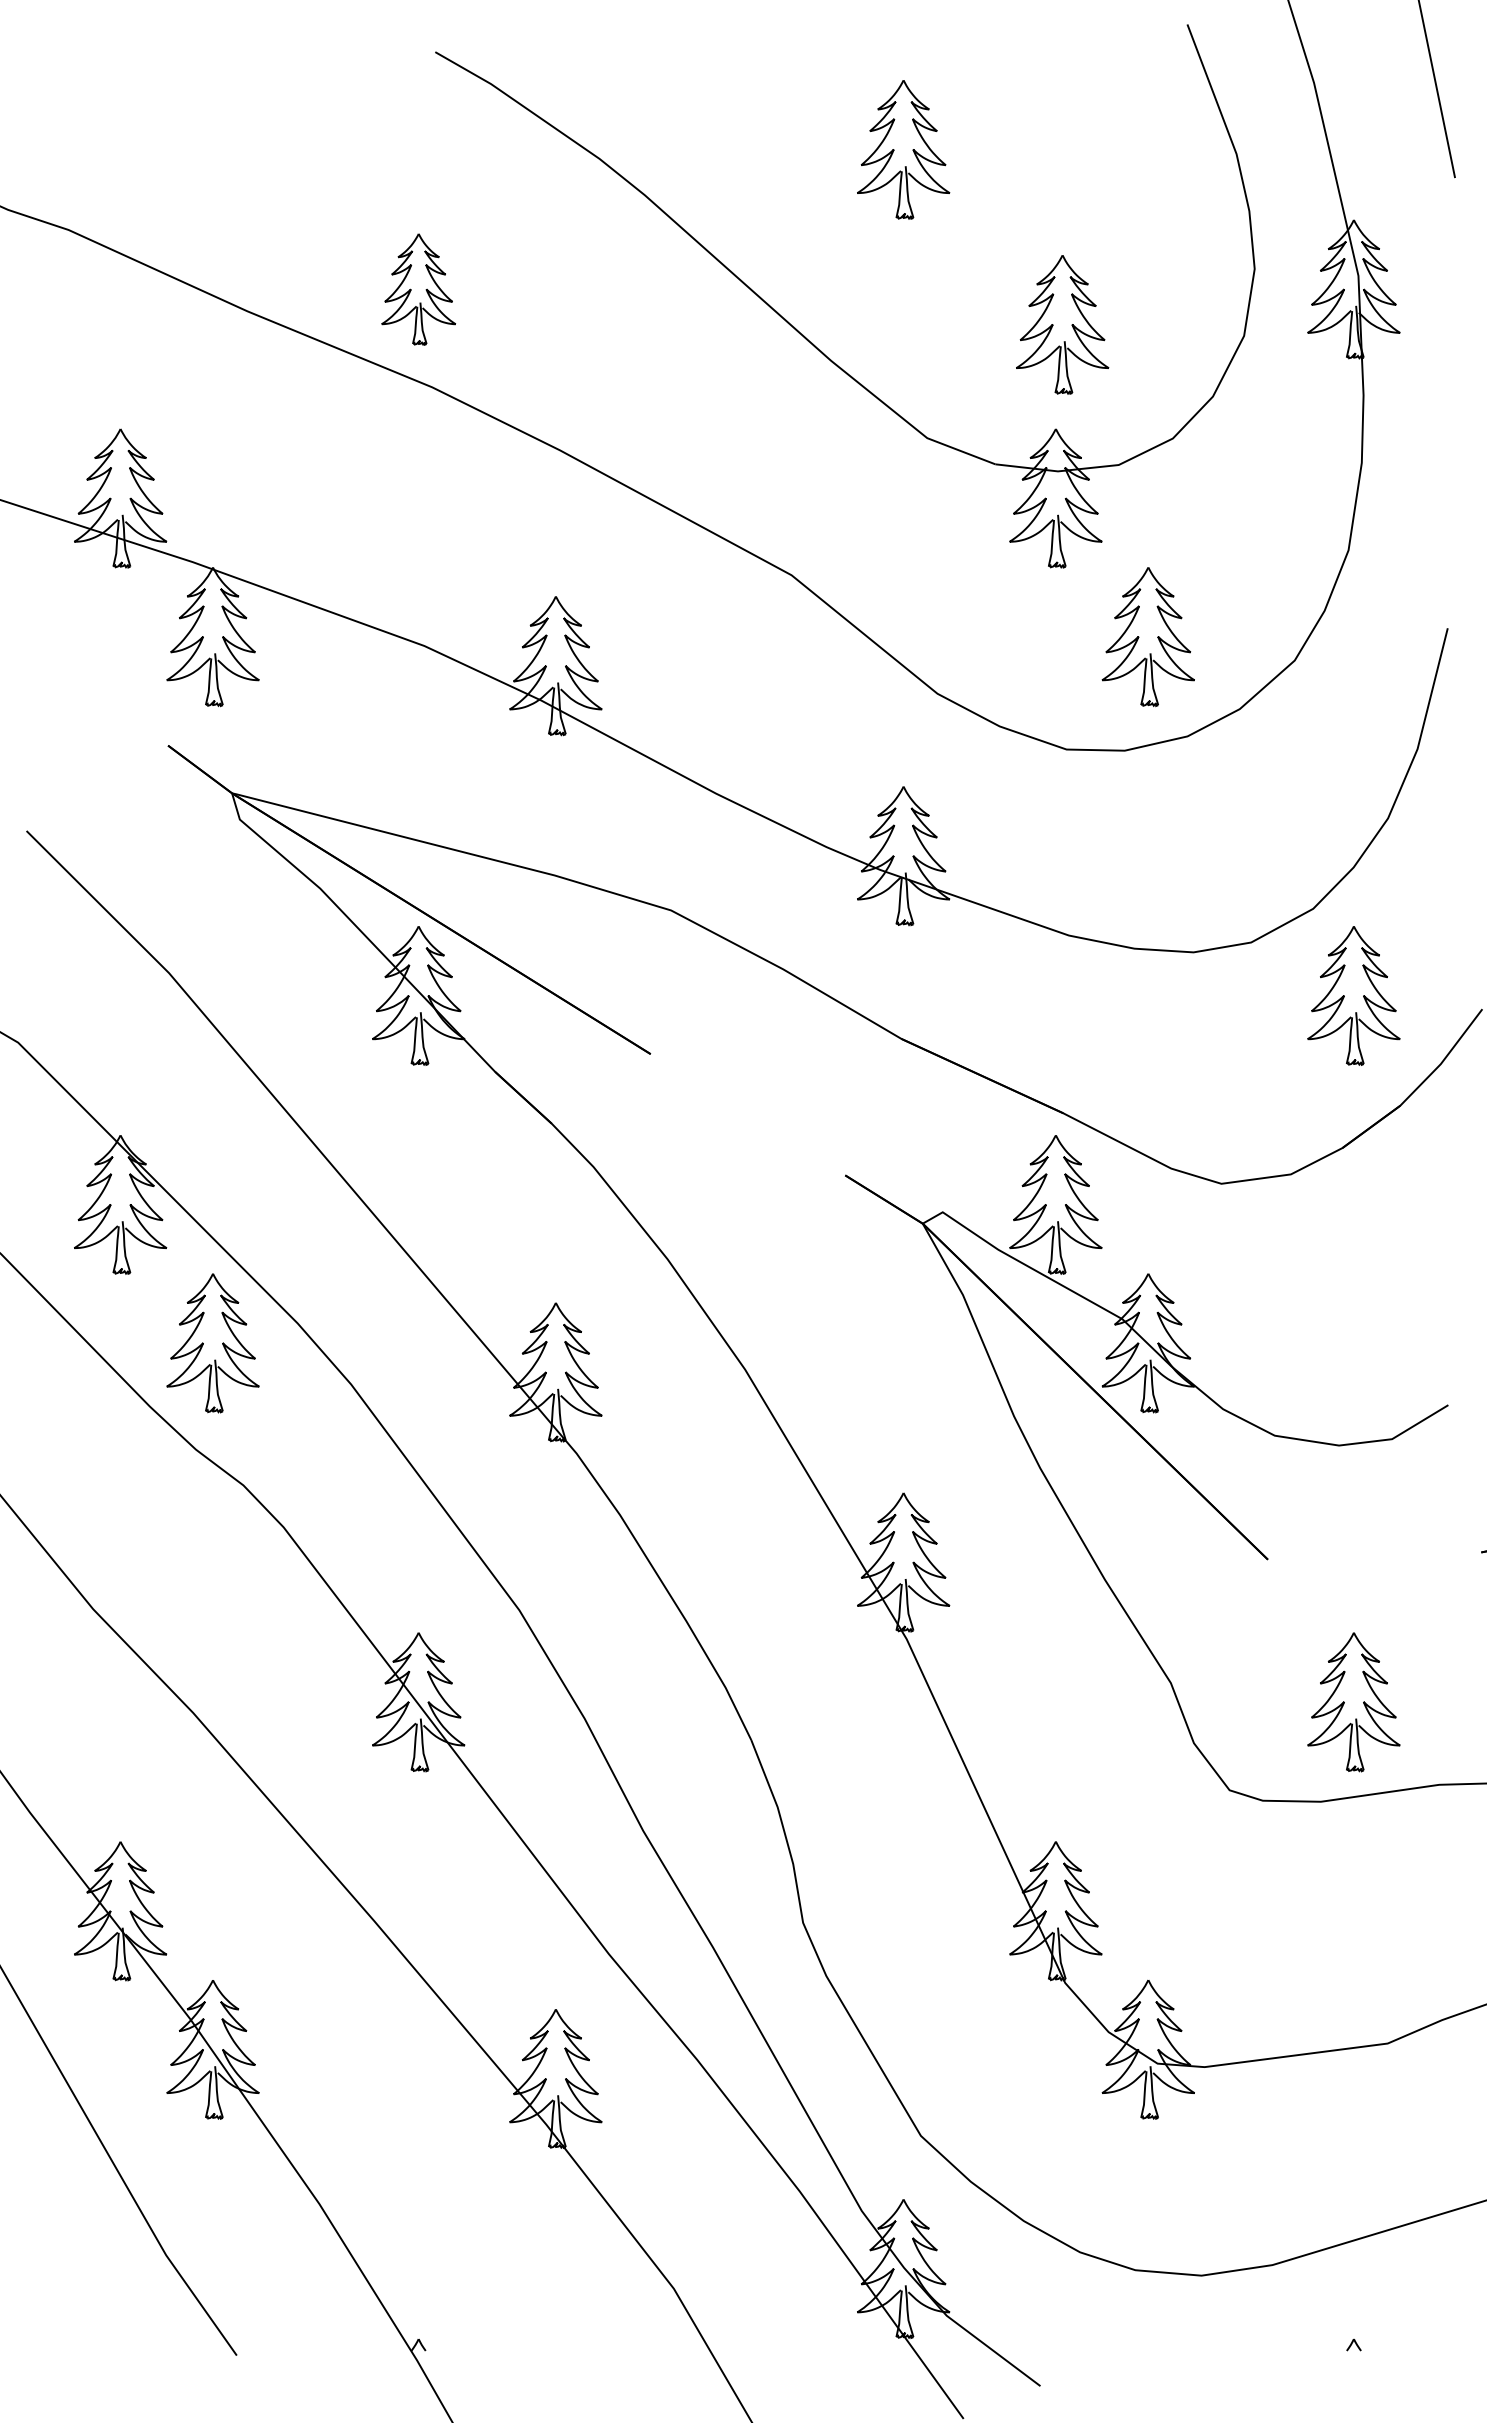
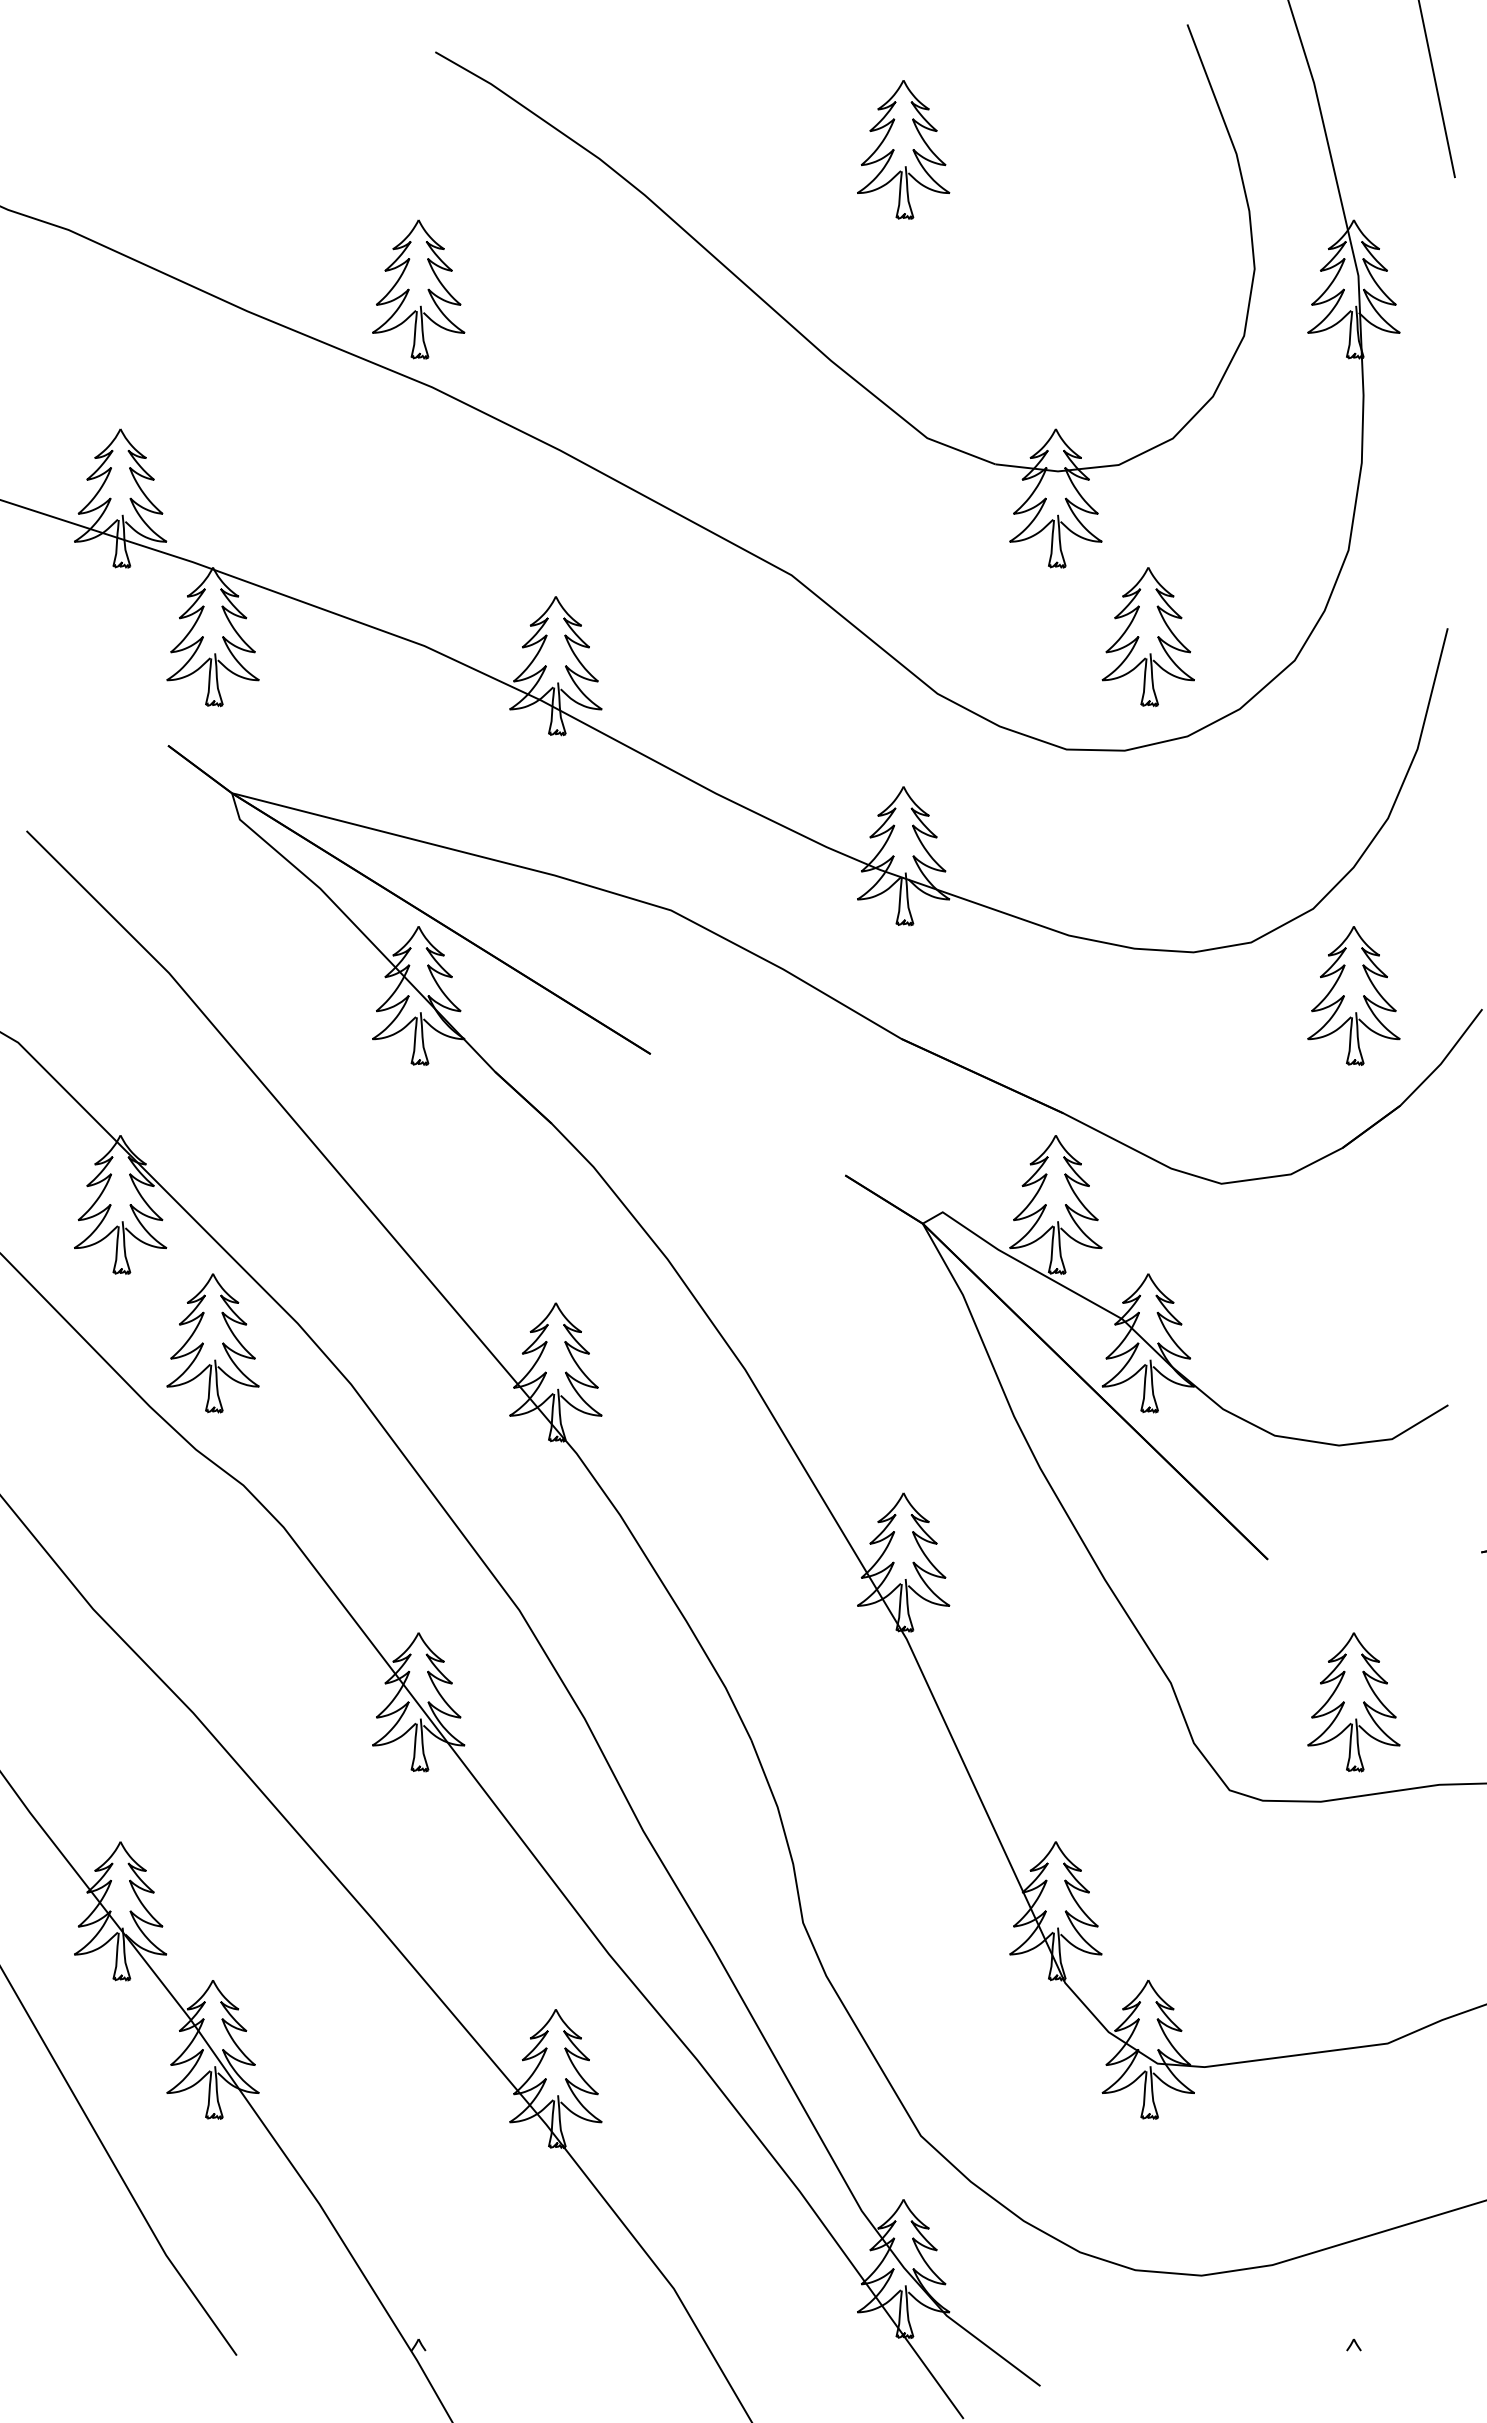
part size: 76x113 px -> 94x141 px (418, 289)
part: present -> none (1062, 324)
